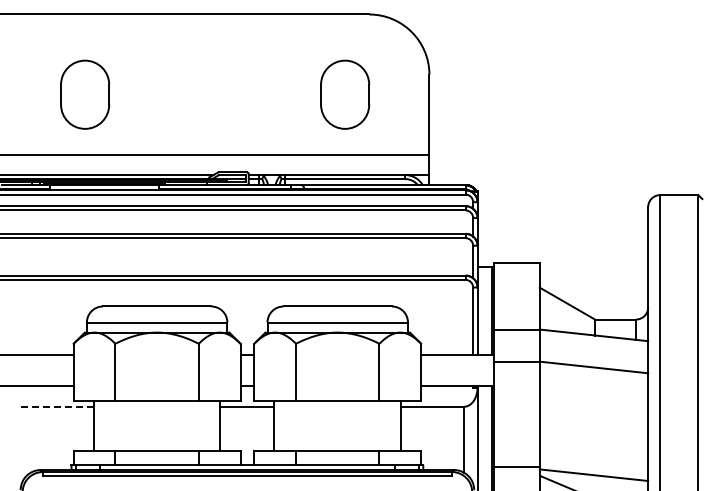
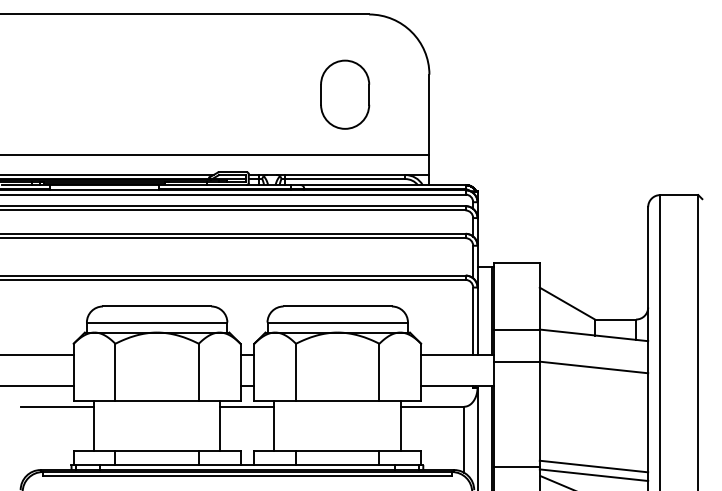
part: present -> none (85, 94)
line: dashed -> solid (57, 406)
line: none -> present (593, 466)
